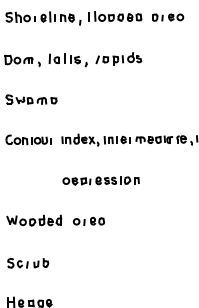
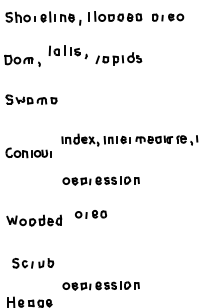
part position: (67, 60) -> (67, 52) (67, 52)
part position: (28, 139) -> (28, 152) (28, 152)
part position: (88, 221) -> (90, 214) (90, 214)
part position: (28, 263) -> (33, 263) (33, 263)
part: none -> present (100, 285)
